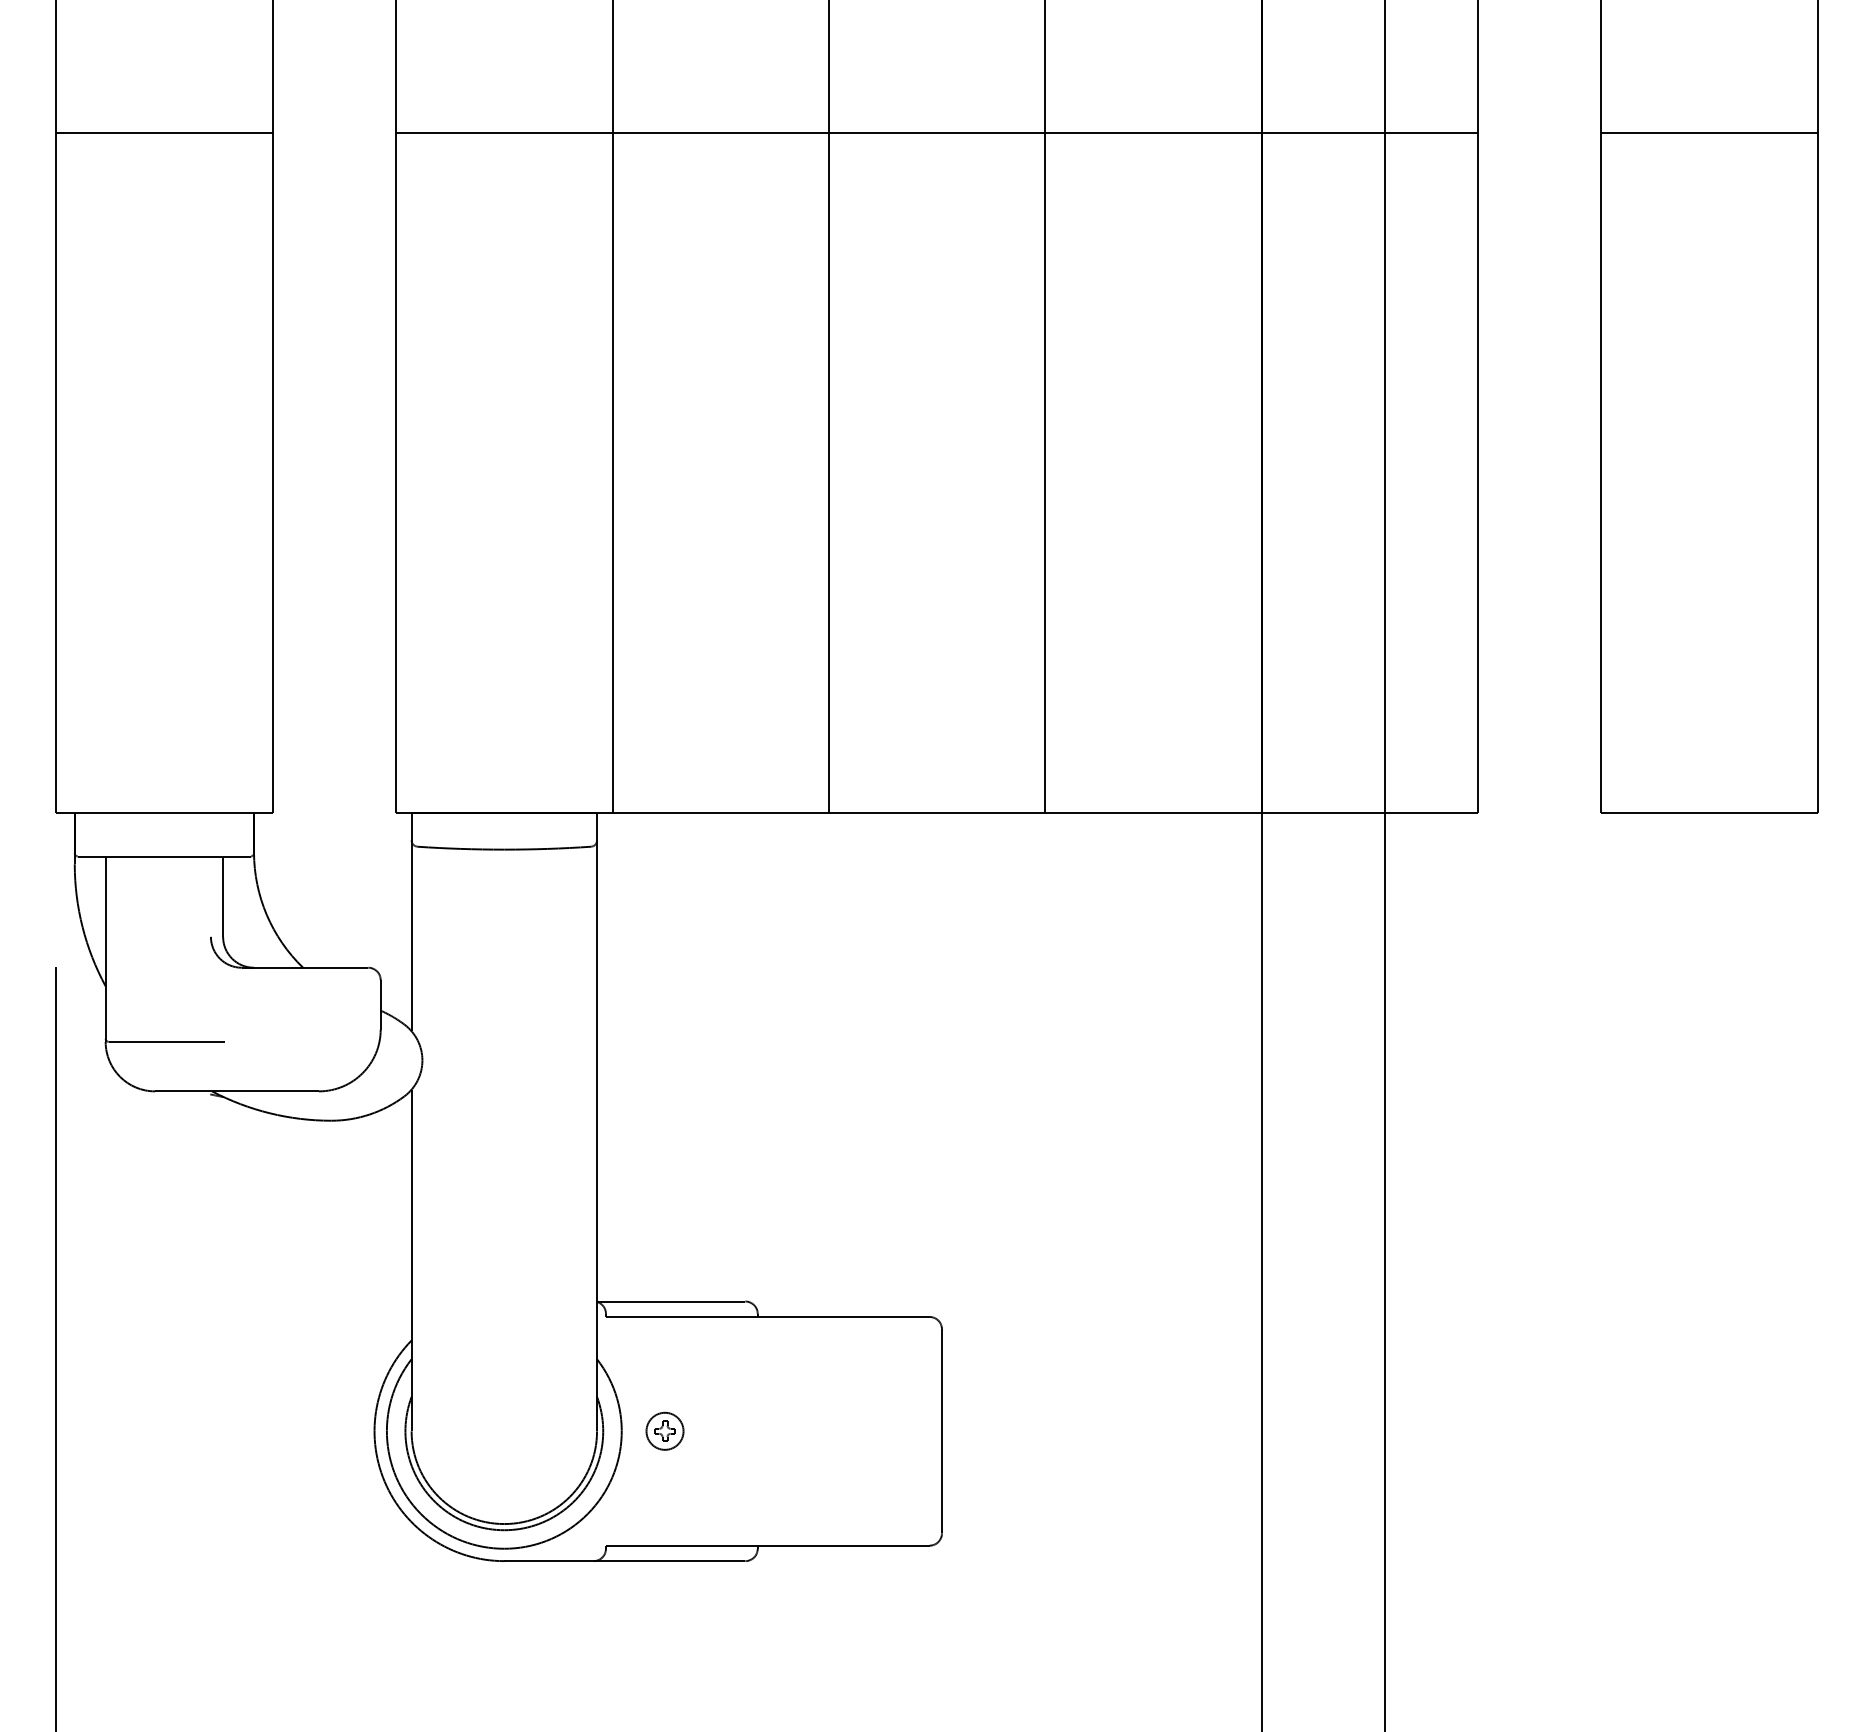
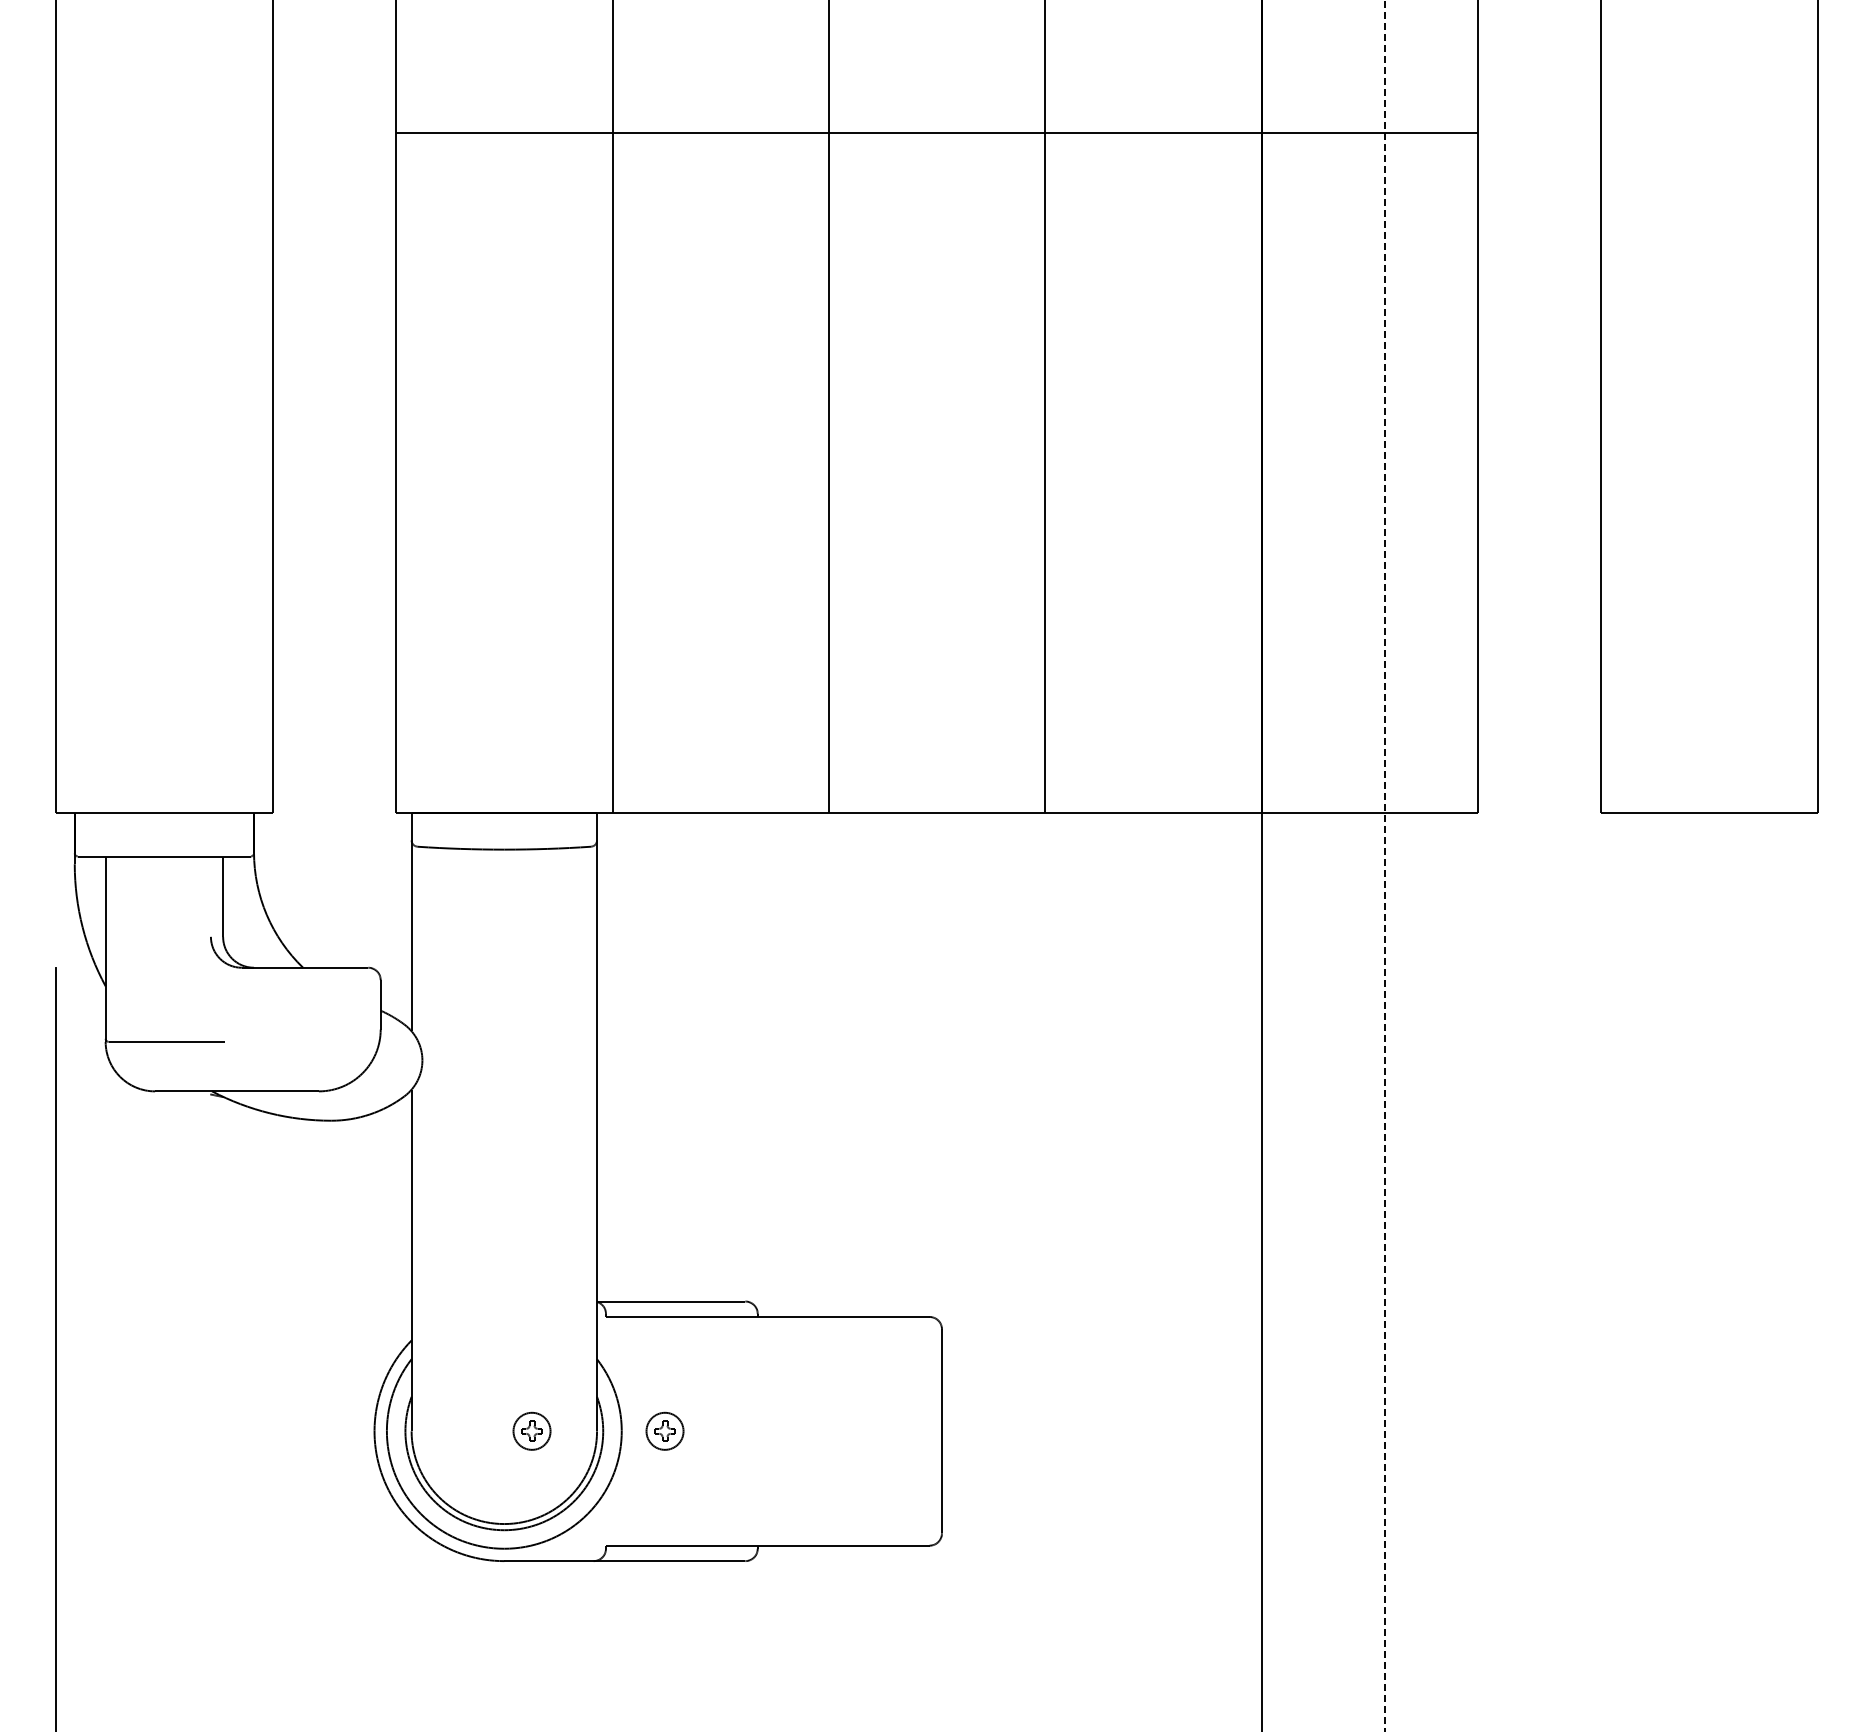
line: present -> none (164, 133)
line: present -> none (1709, 133)
line: solid -> dashed (1385, 866)
part: none -> present (531, 1430)
